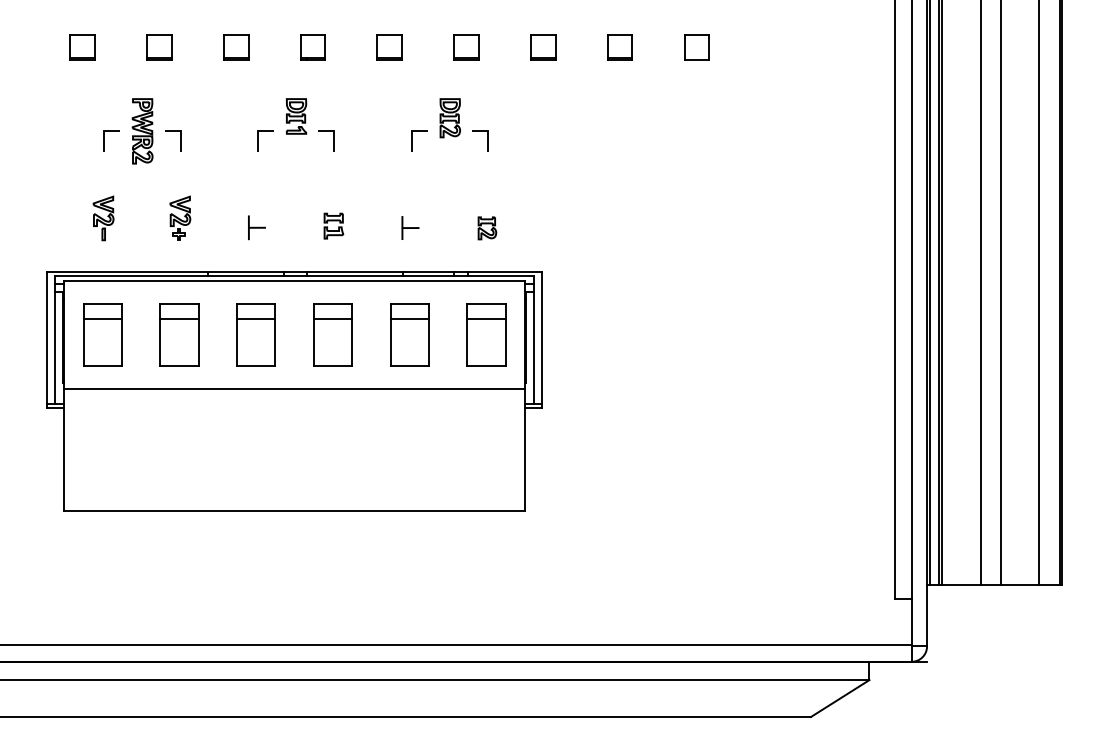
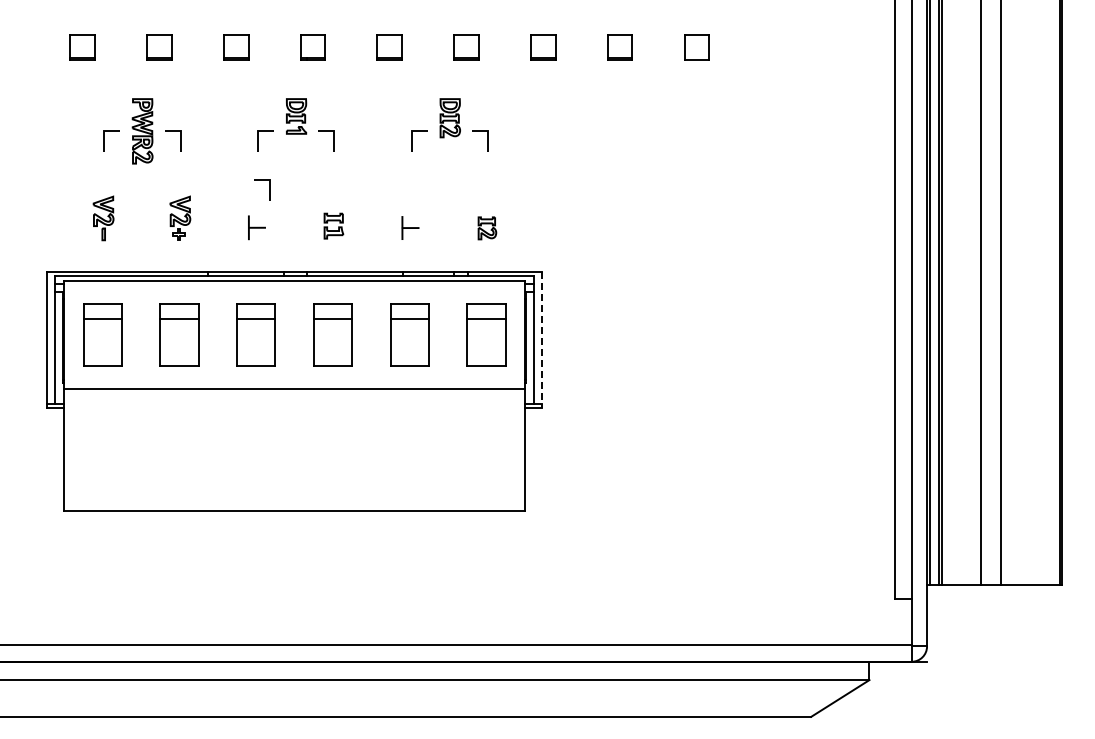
curve: none -> present (269, 189)
line: present -> none (1039, 293)
line: solid -> dashed (541, 340)
